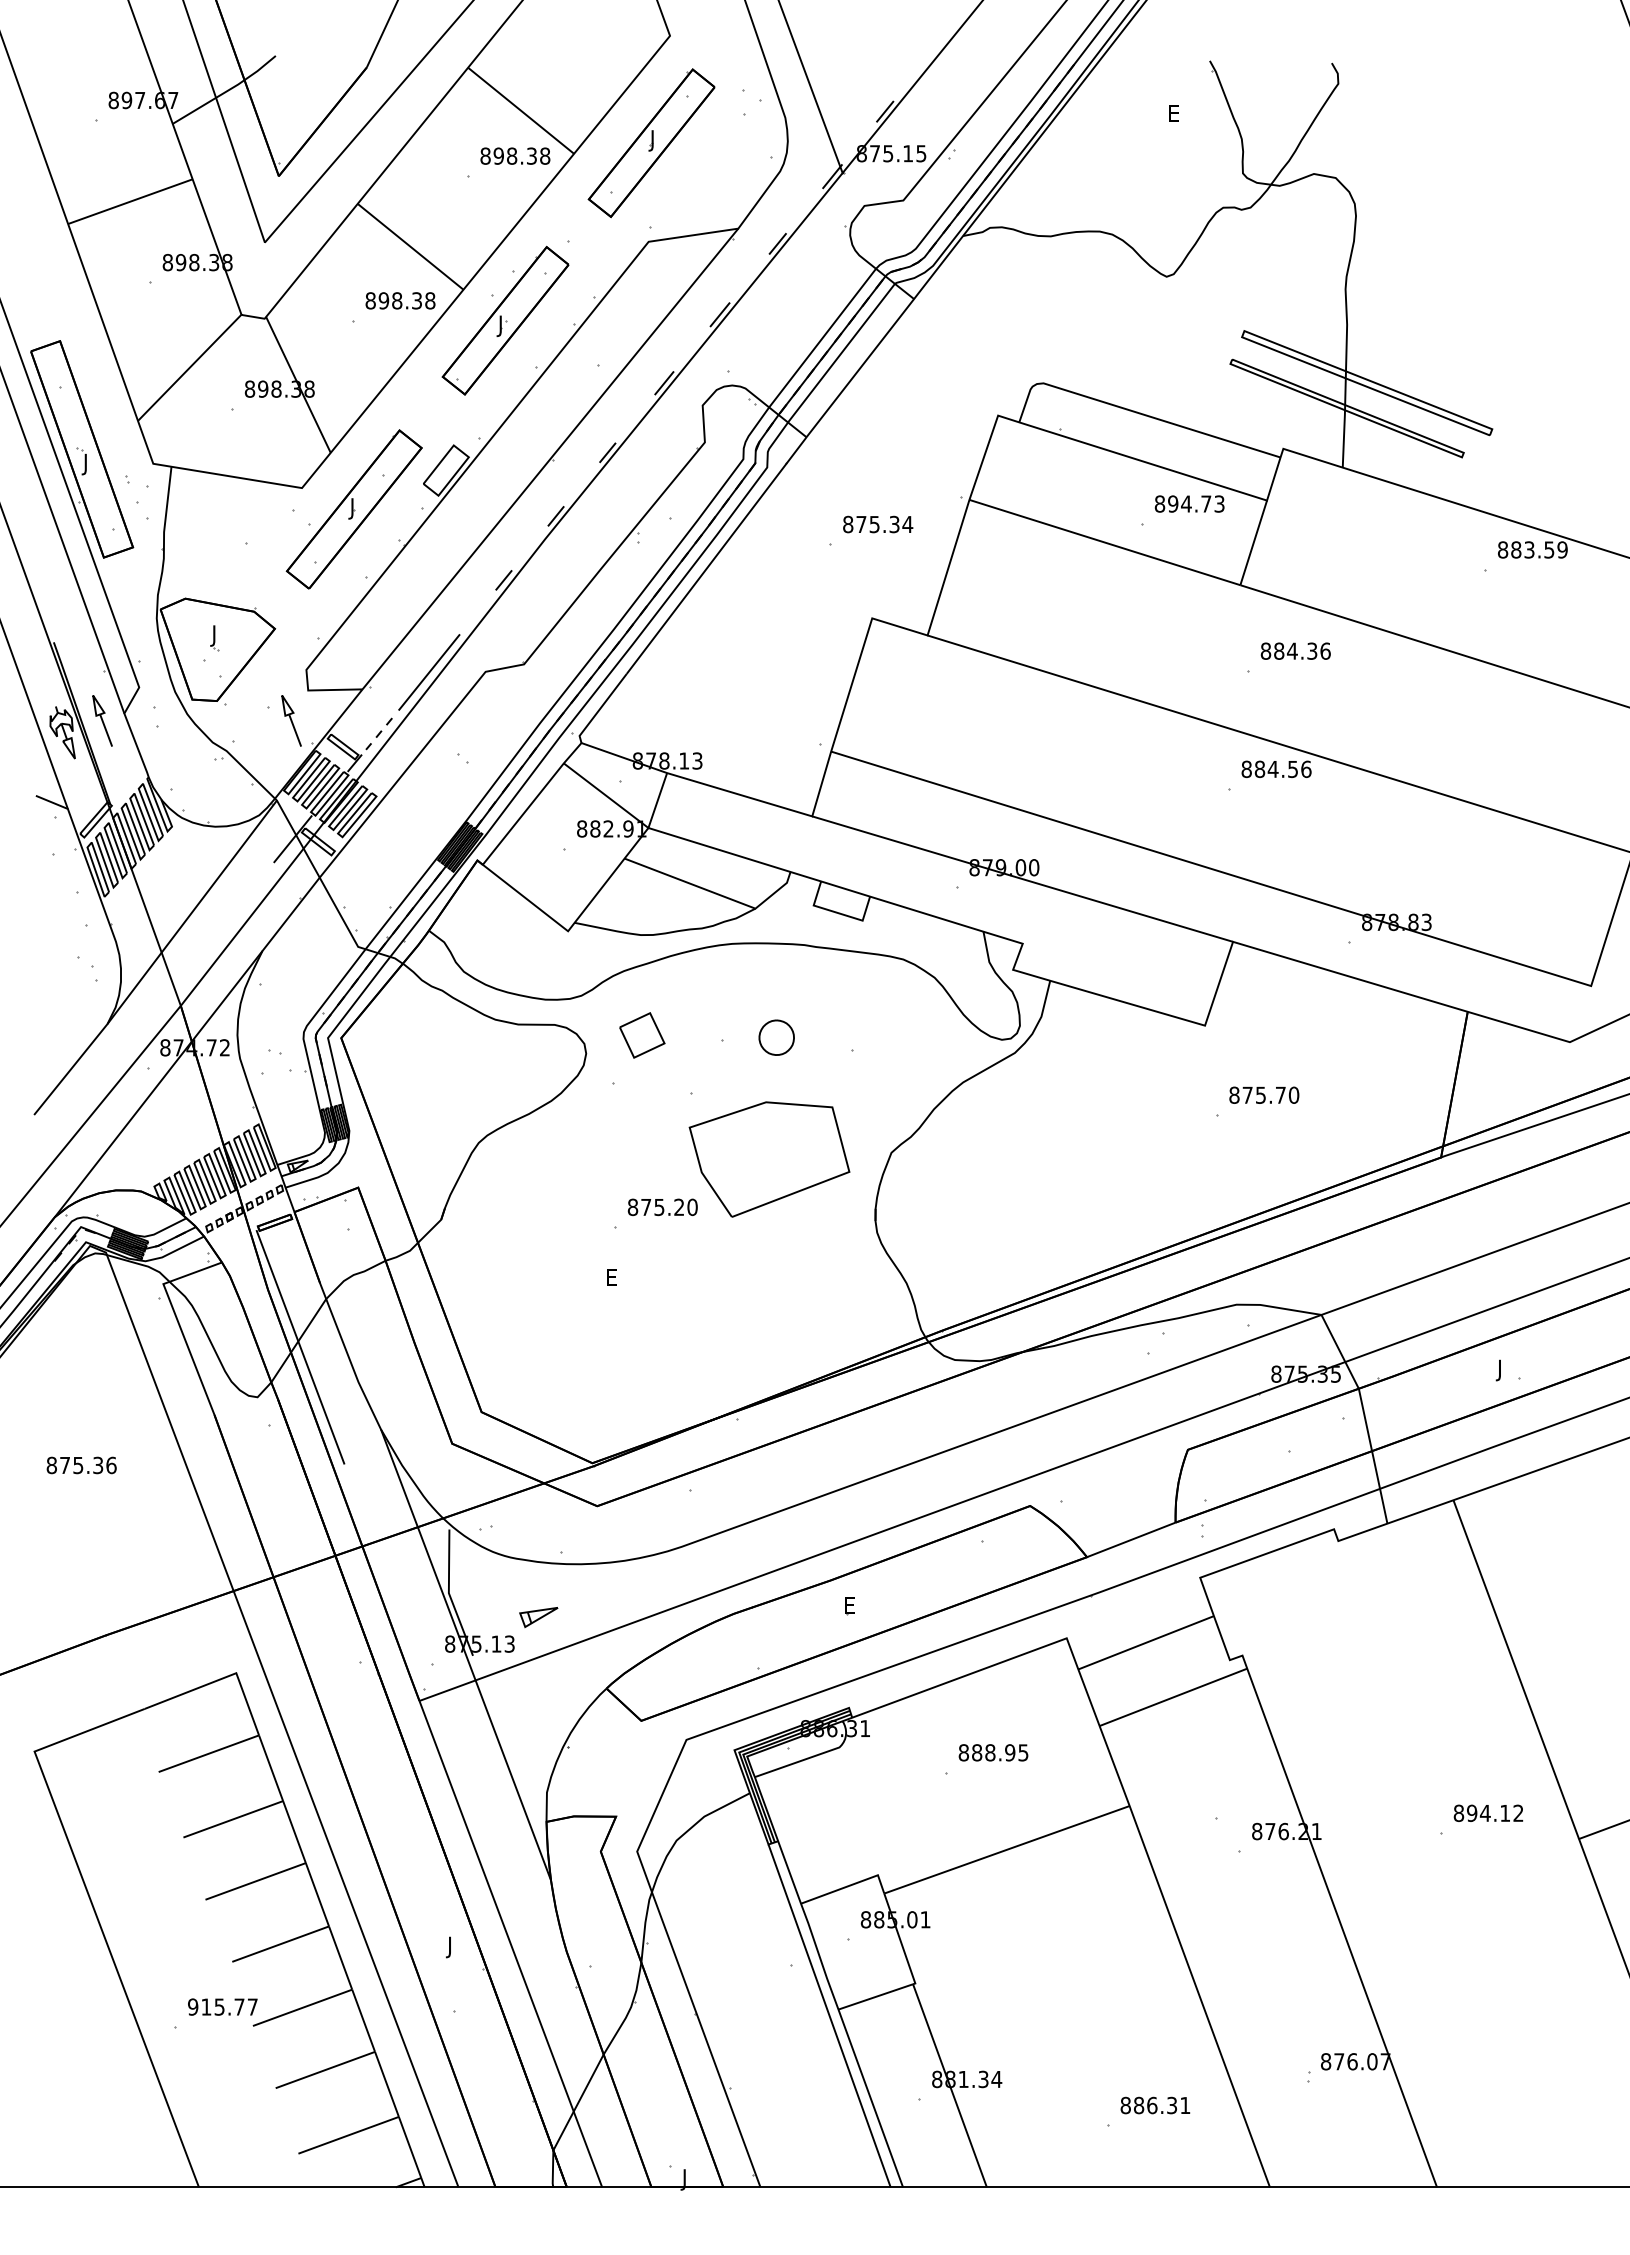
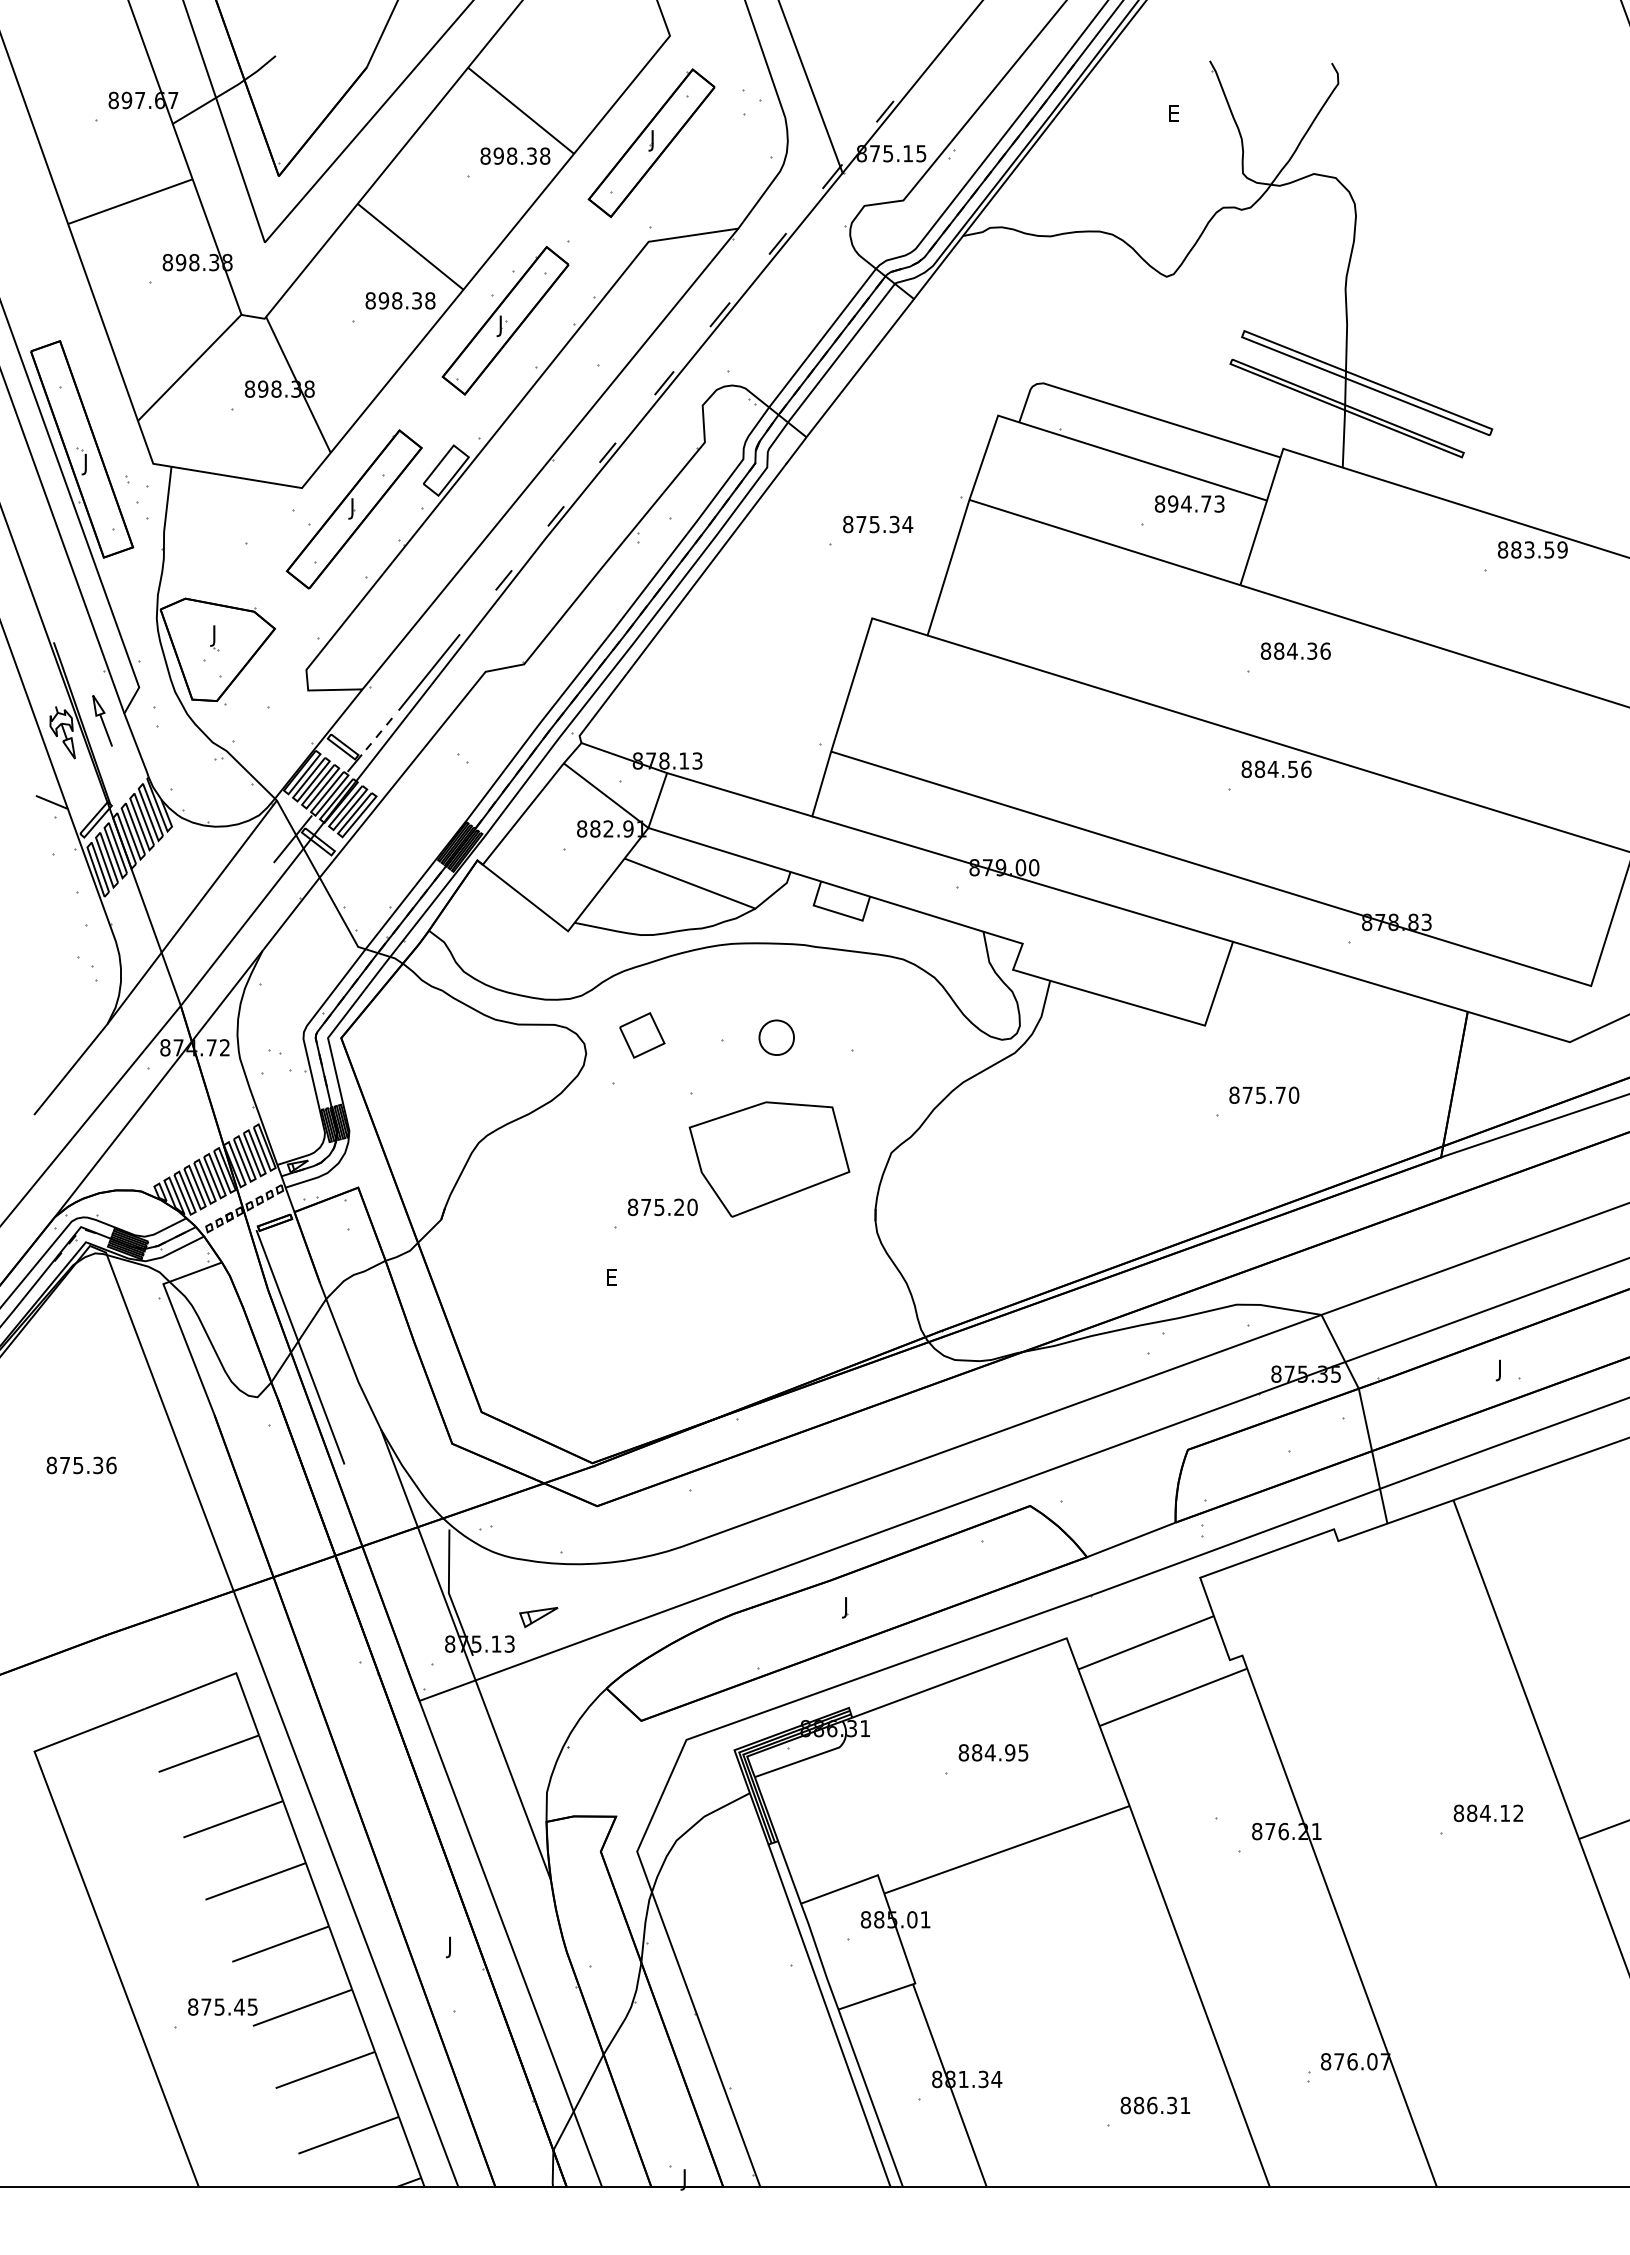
part: present -> none (291, 720)
text: E -> J (848, 1607)
text: 888.95 -> 884.95 (989, 1752)
text: 894.12 -> 884.12 (1472, 1813)
text: 915.77 -> 875.45 (222, 2006)
